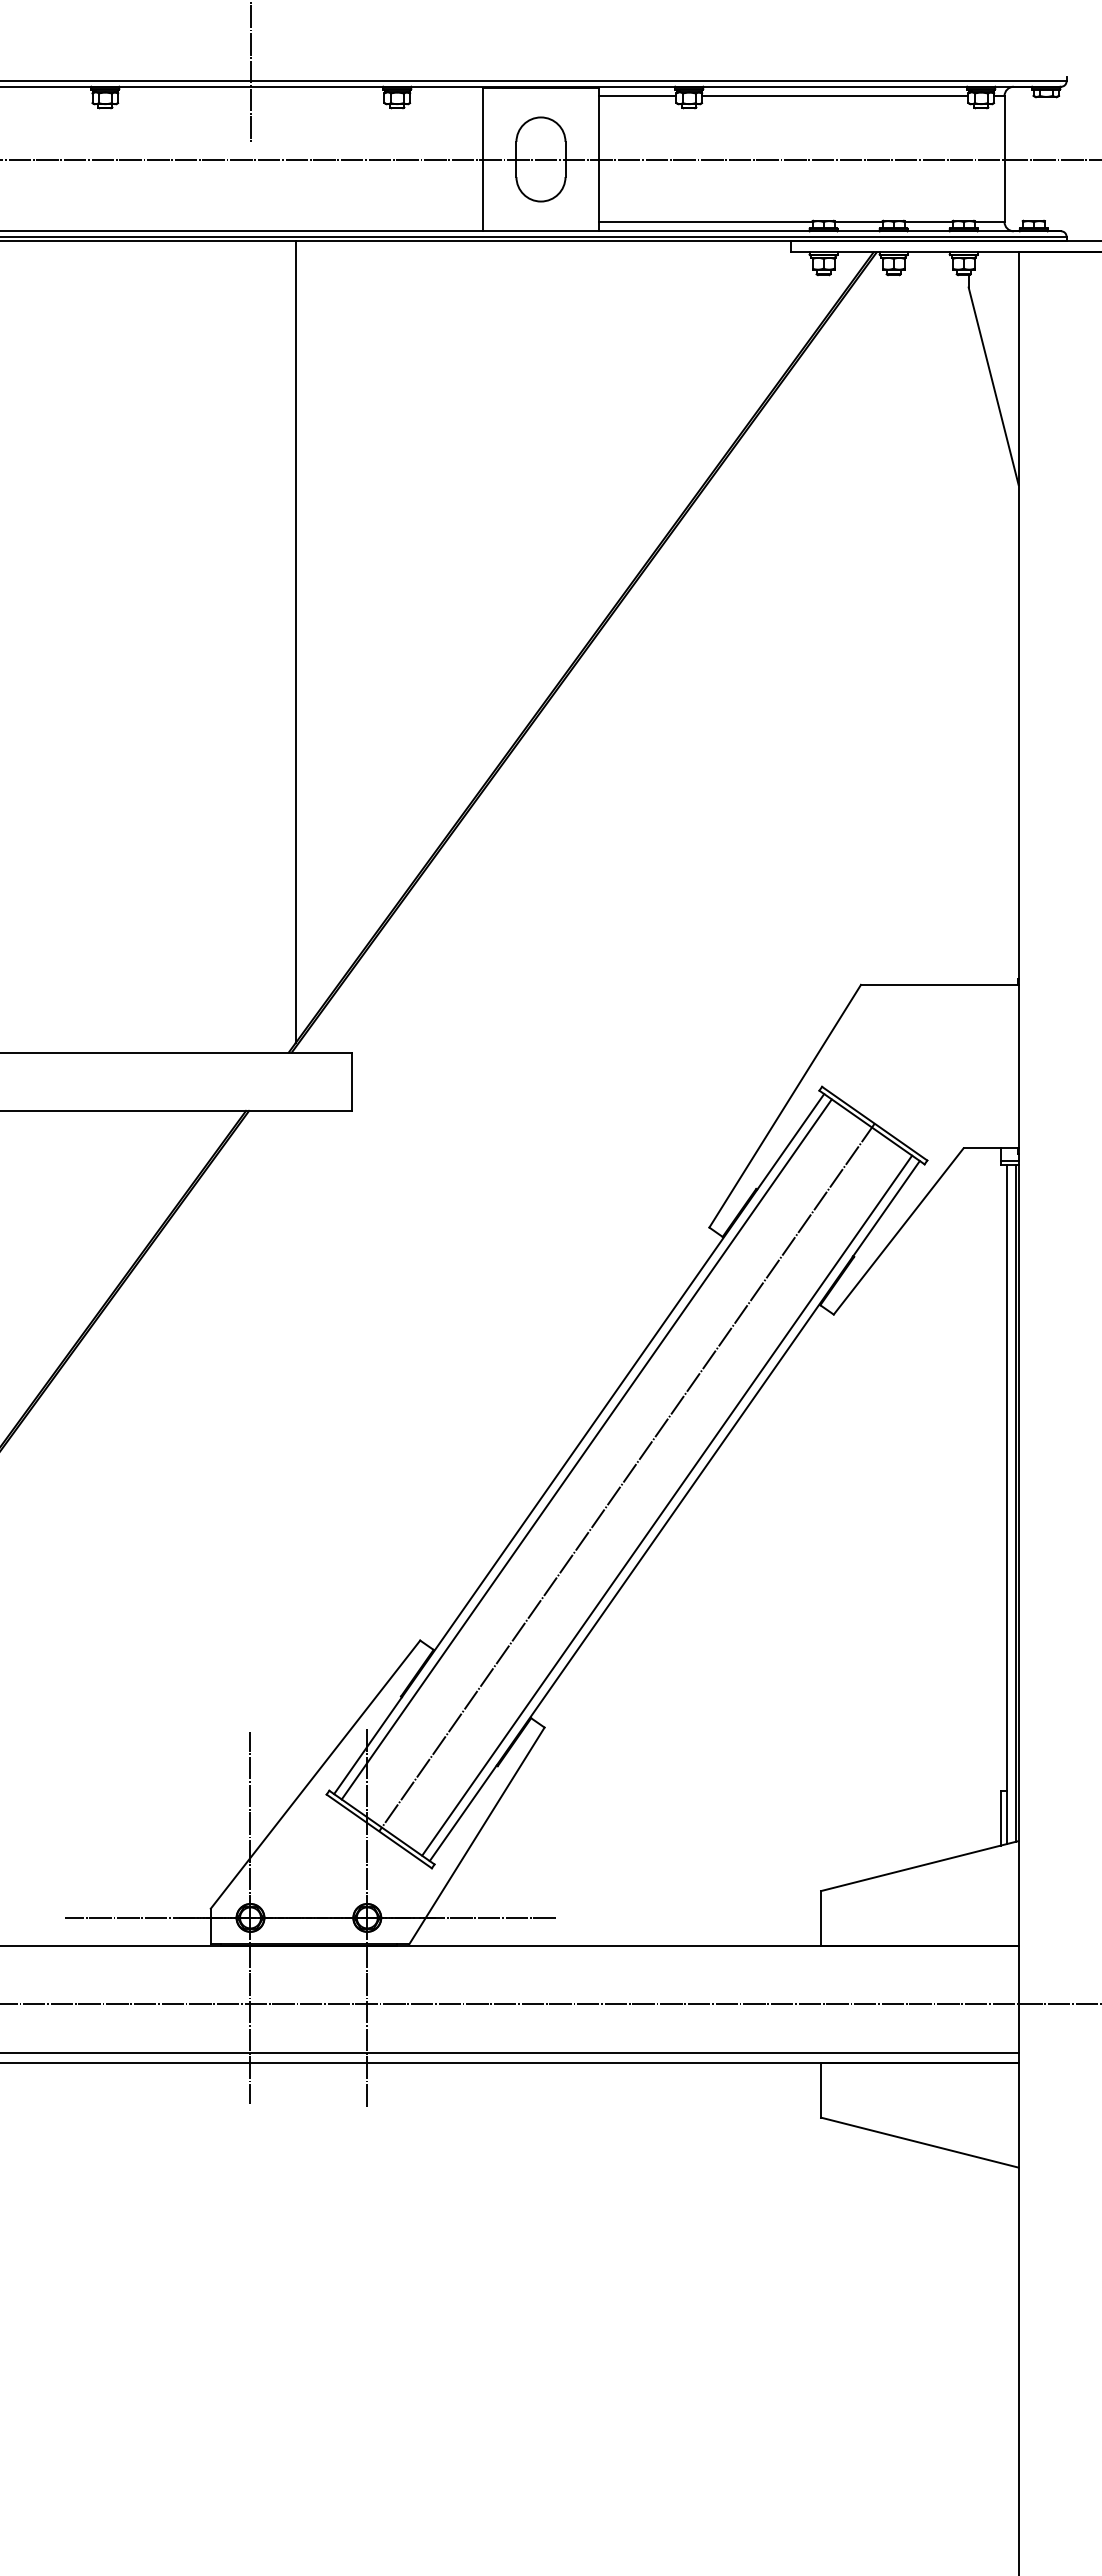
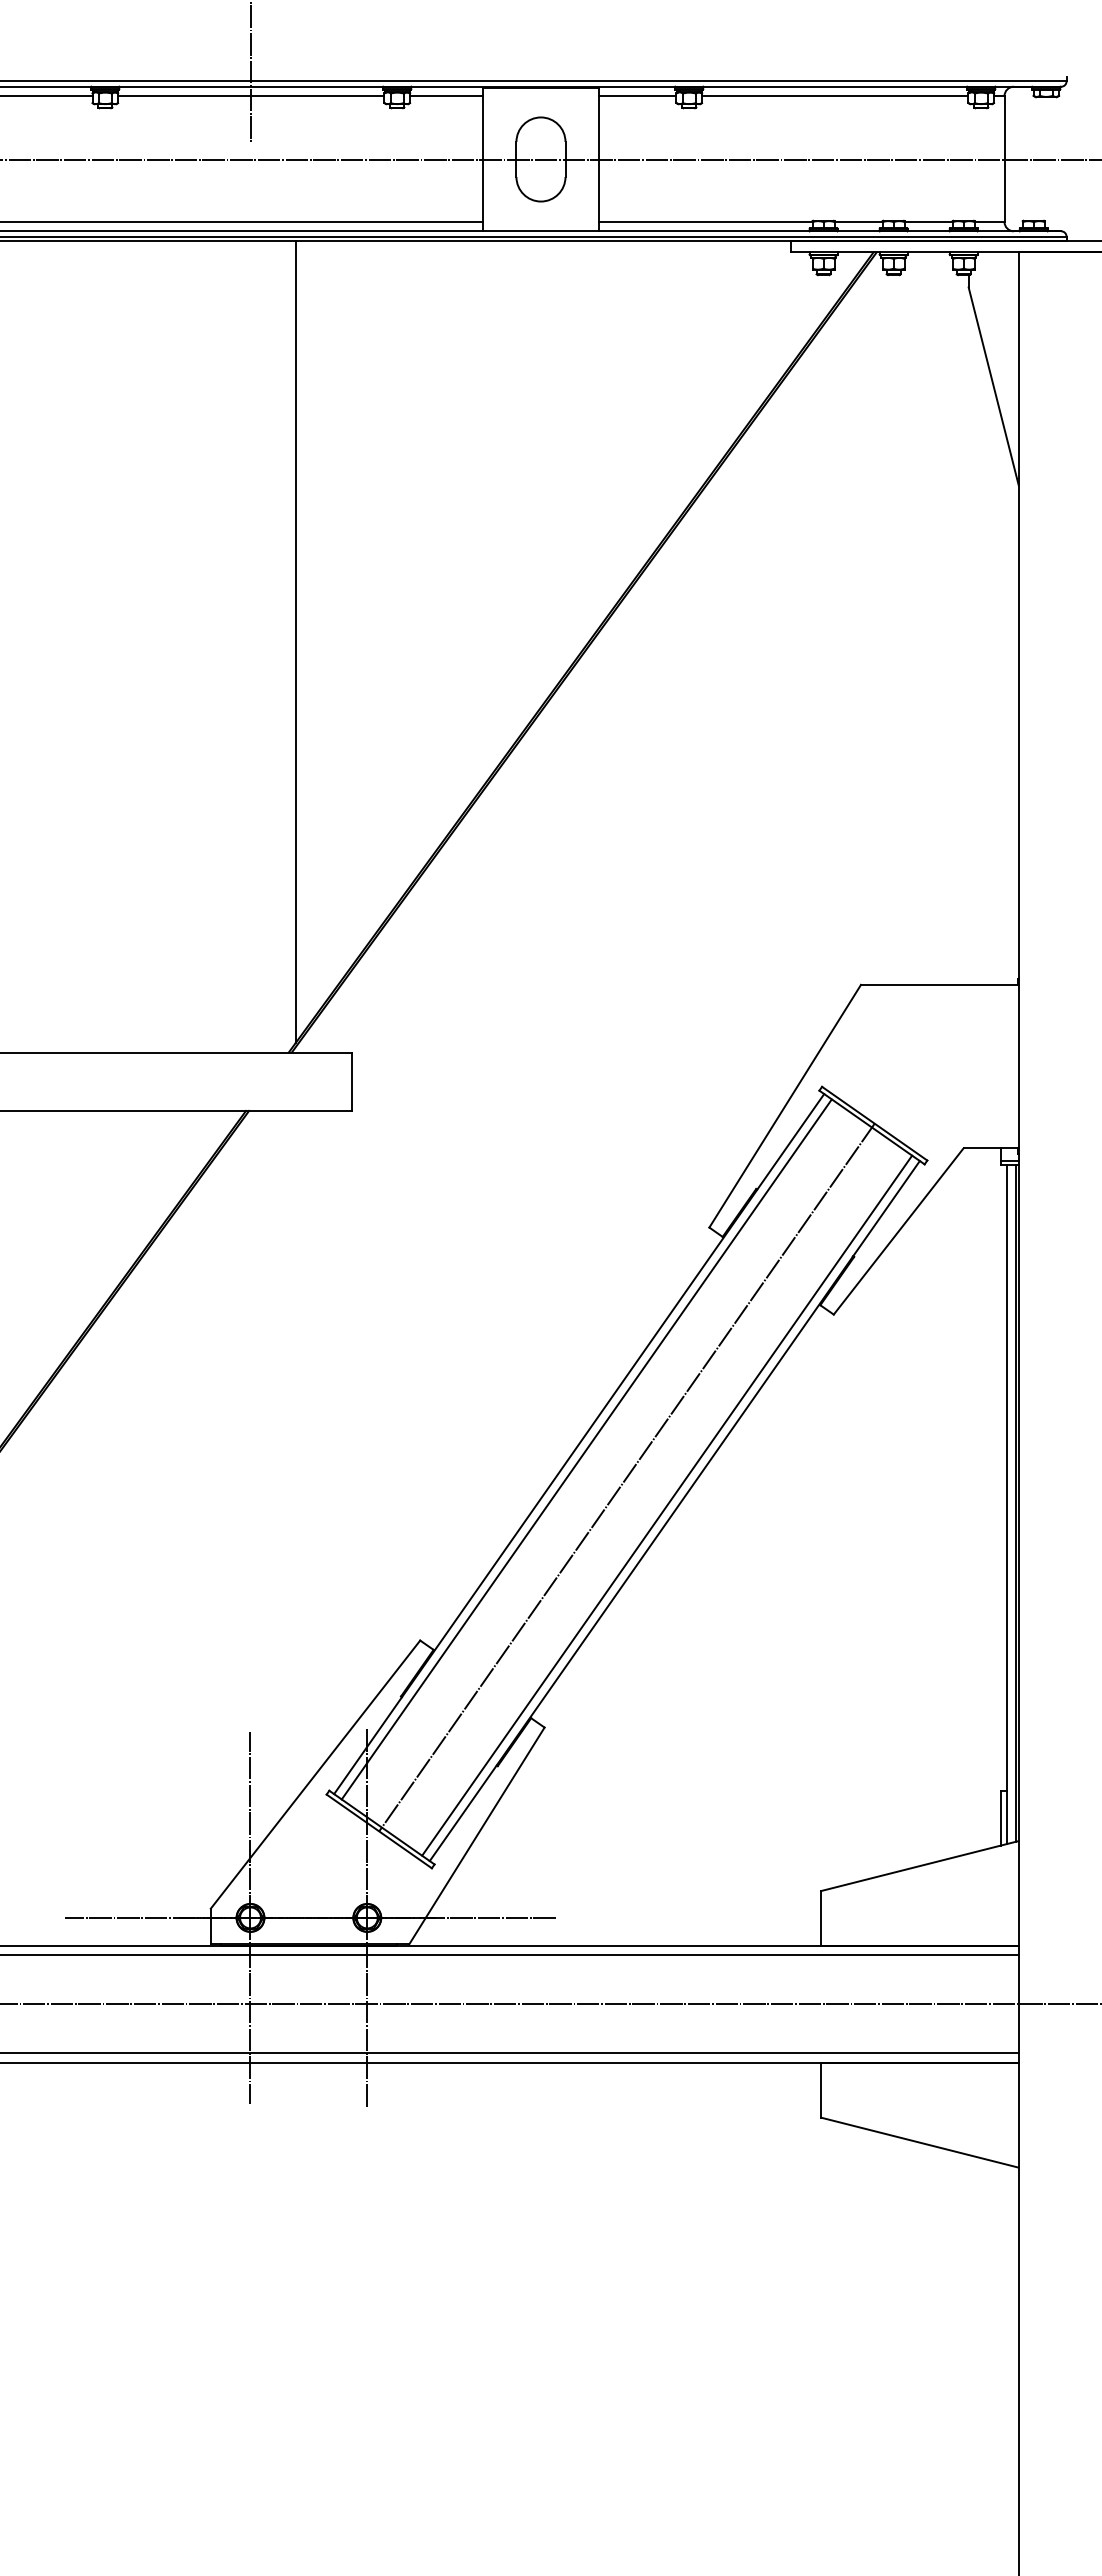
line: none -> present (47, 96)
line: none -> present (251, 96)
line: none -> present (446, 96)
line: none -> present (242, 221)
line: none -> present (510, 1955)
